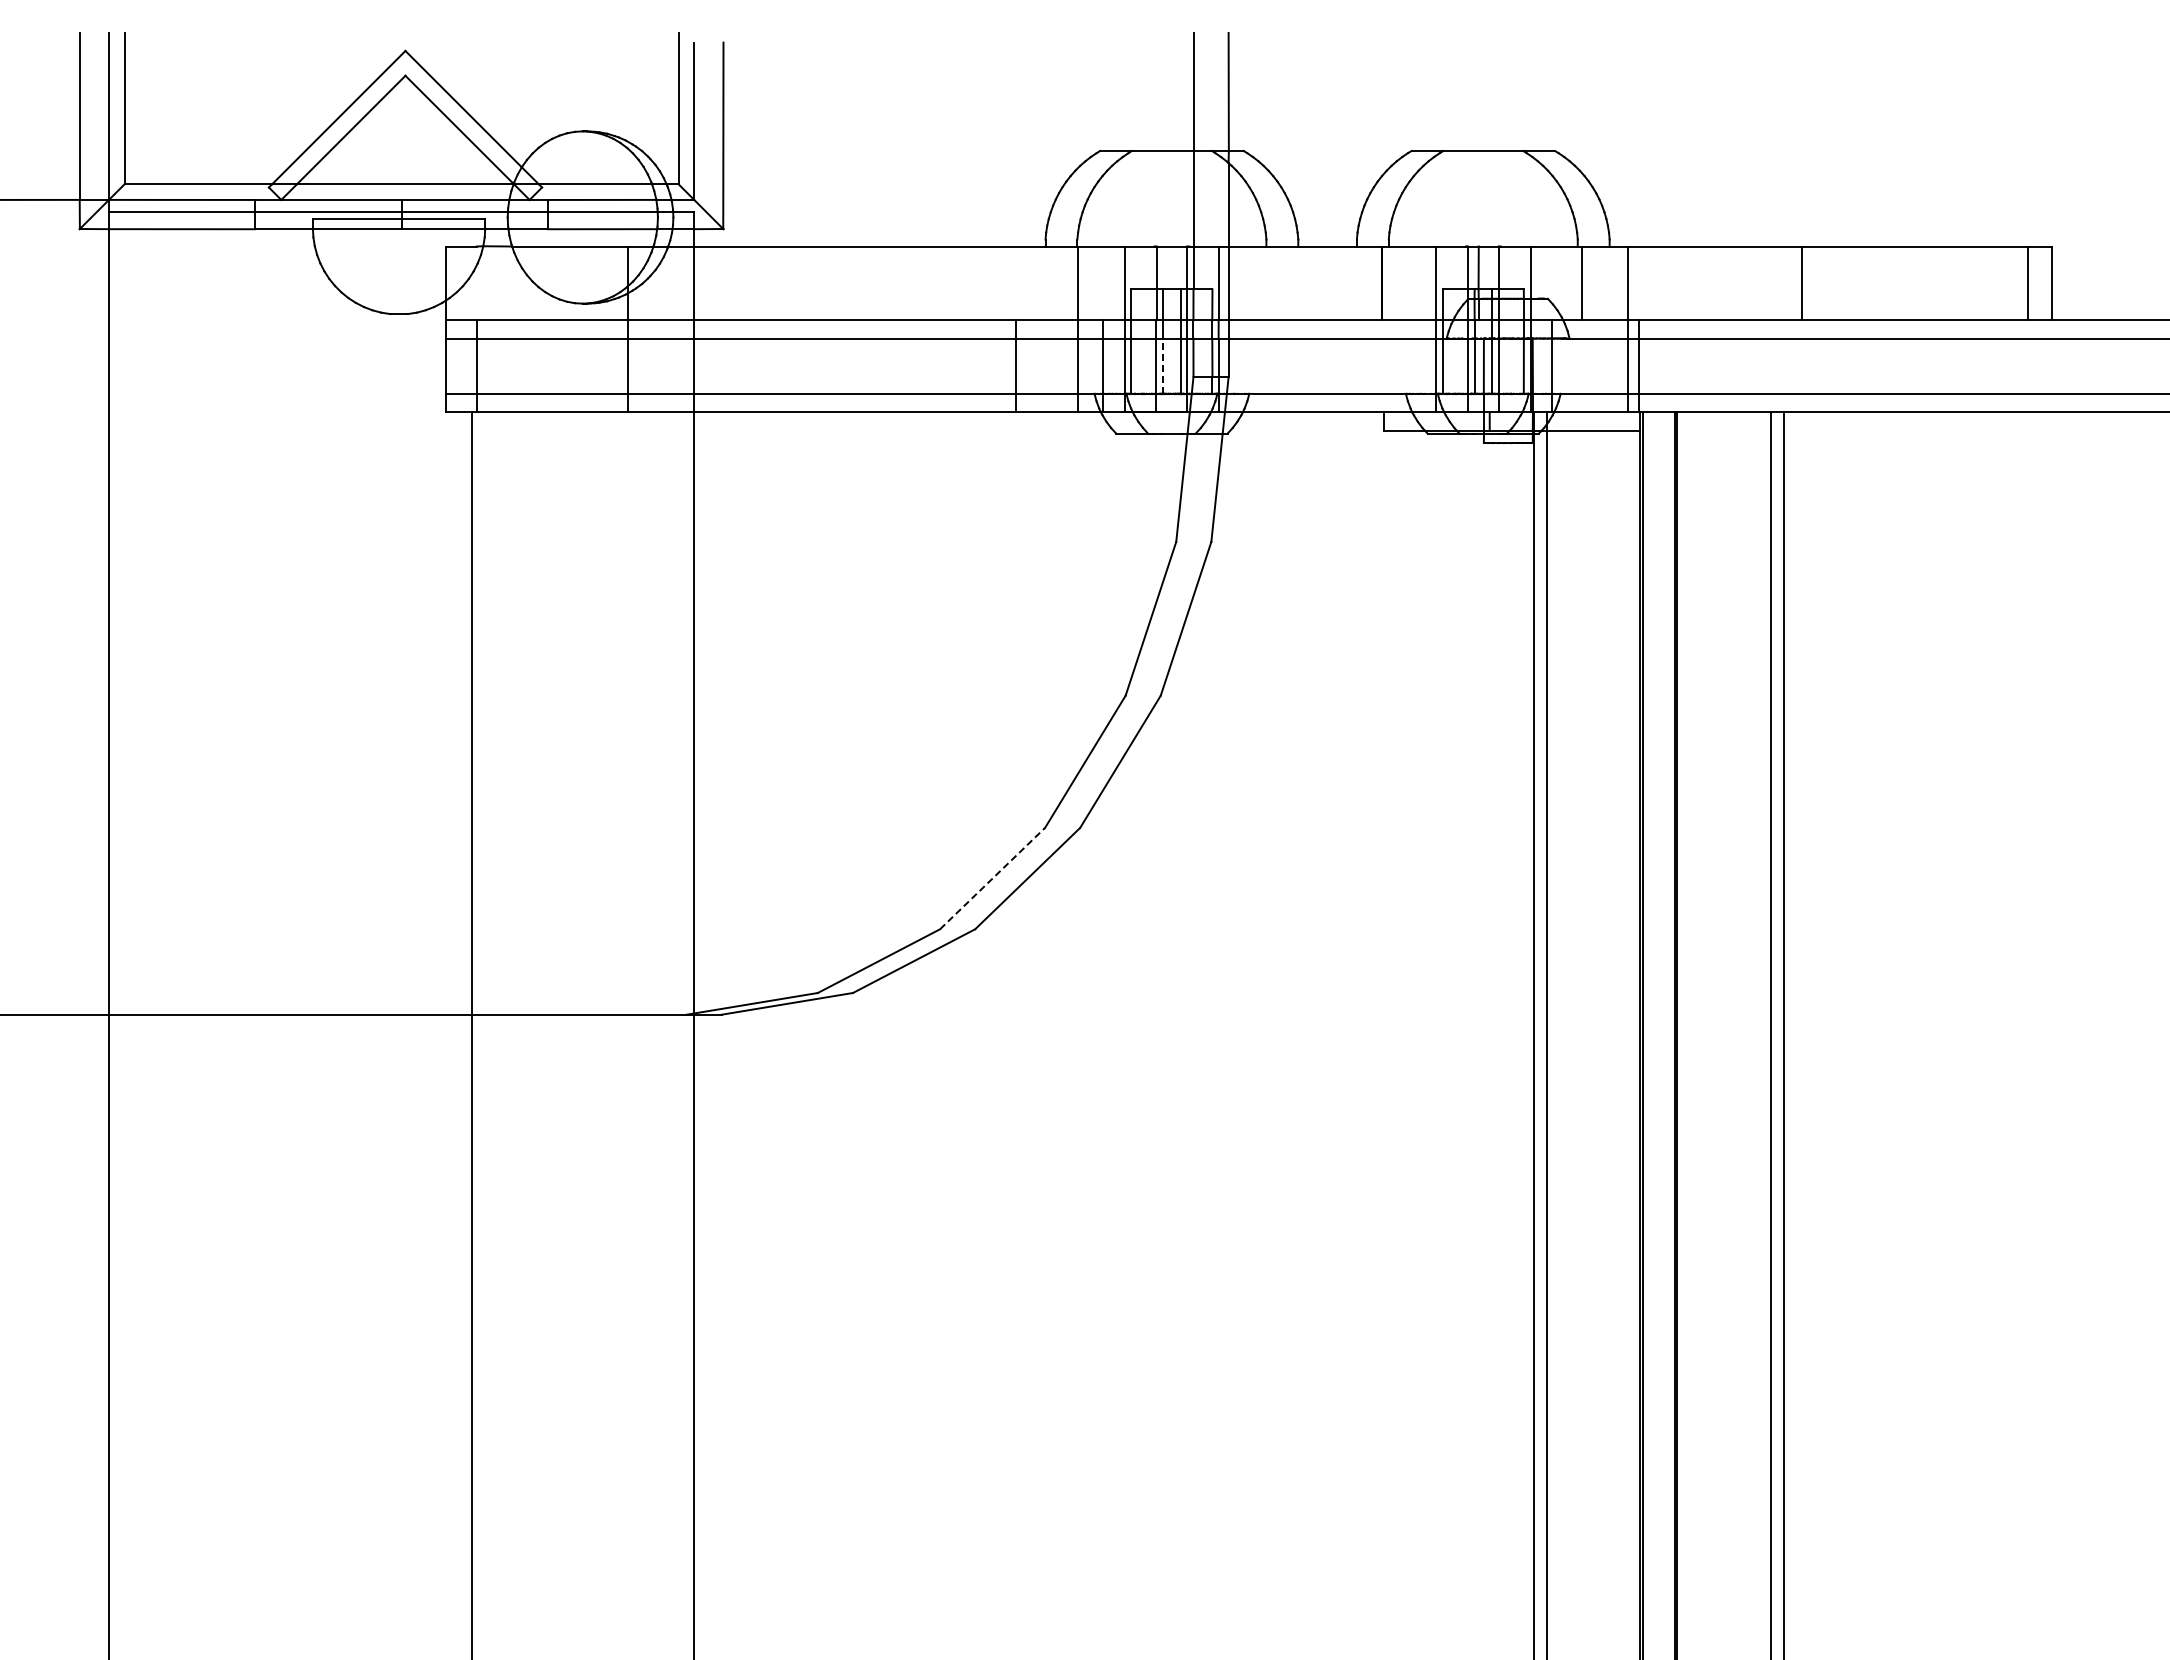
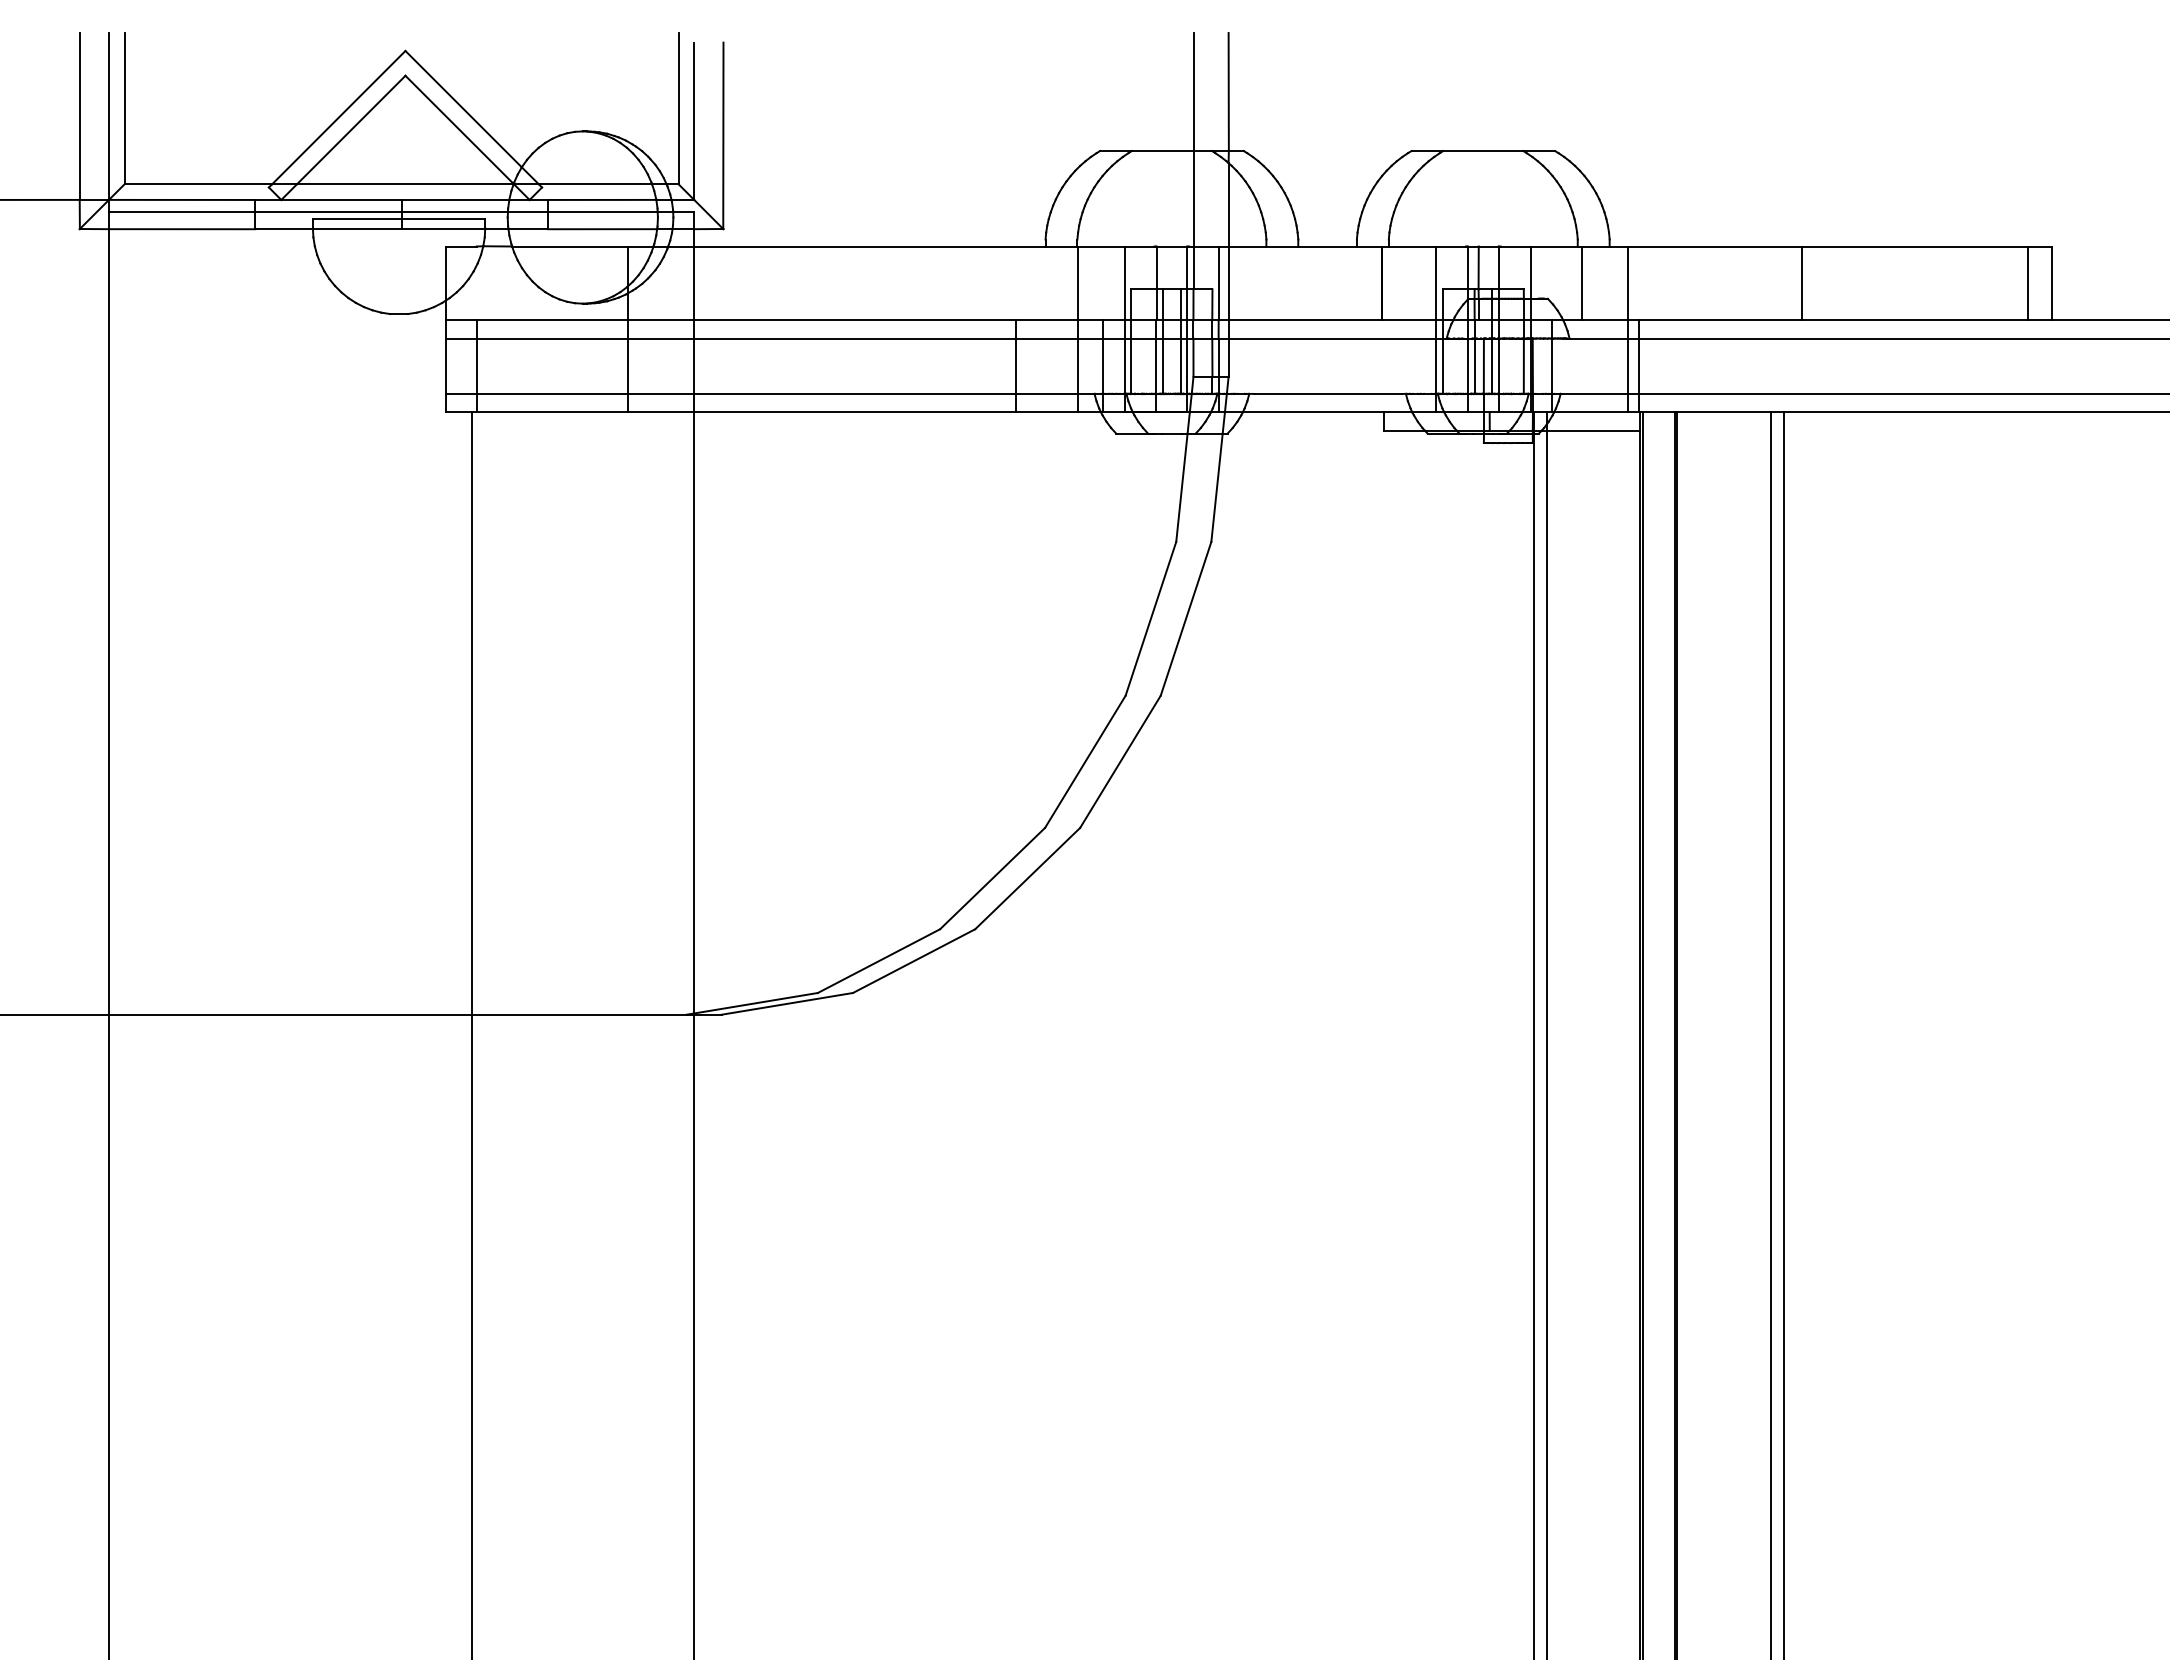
line: dashed -> solid (1163, 366)
line: dashed -> solid (992, 878)
